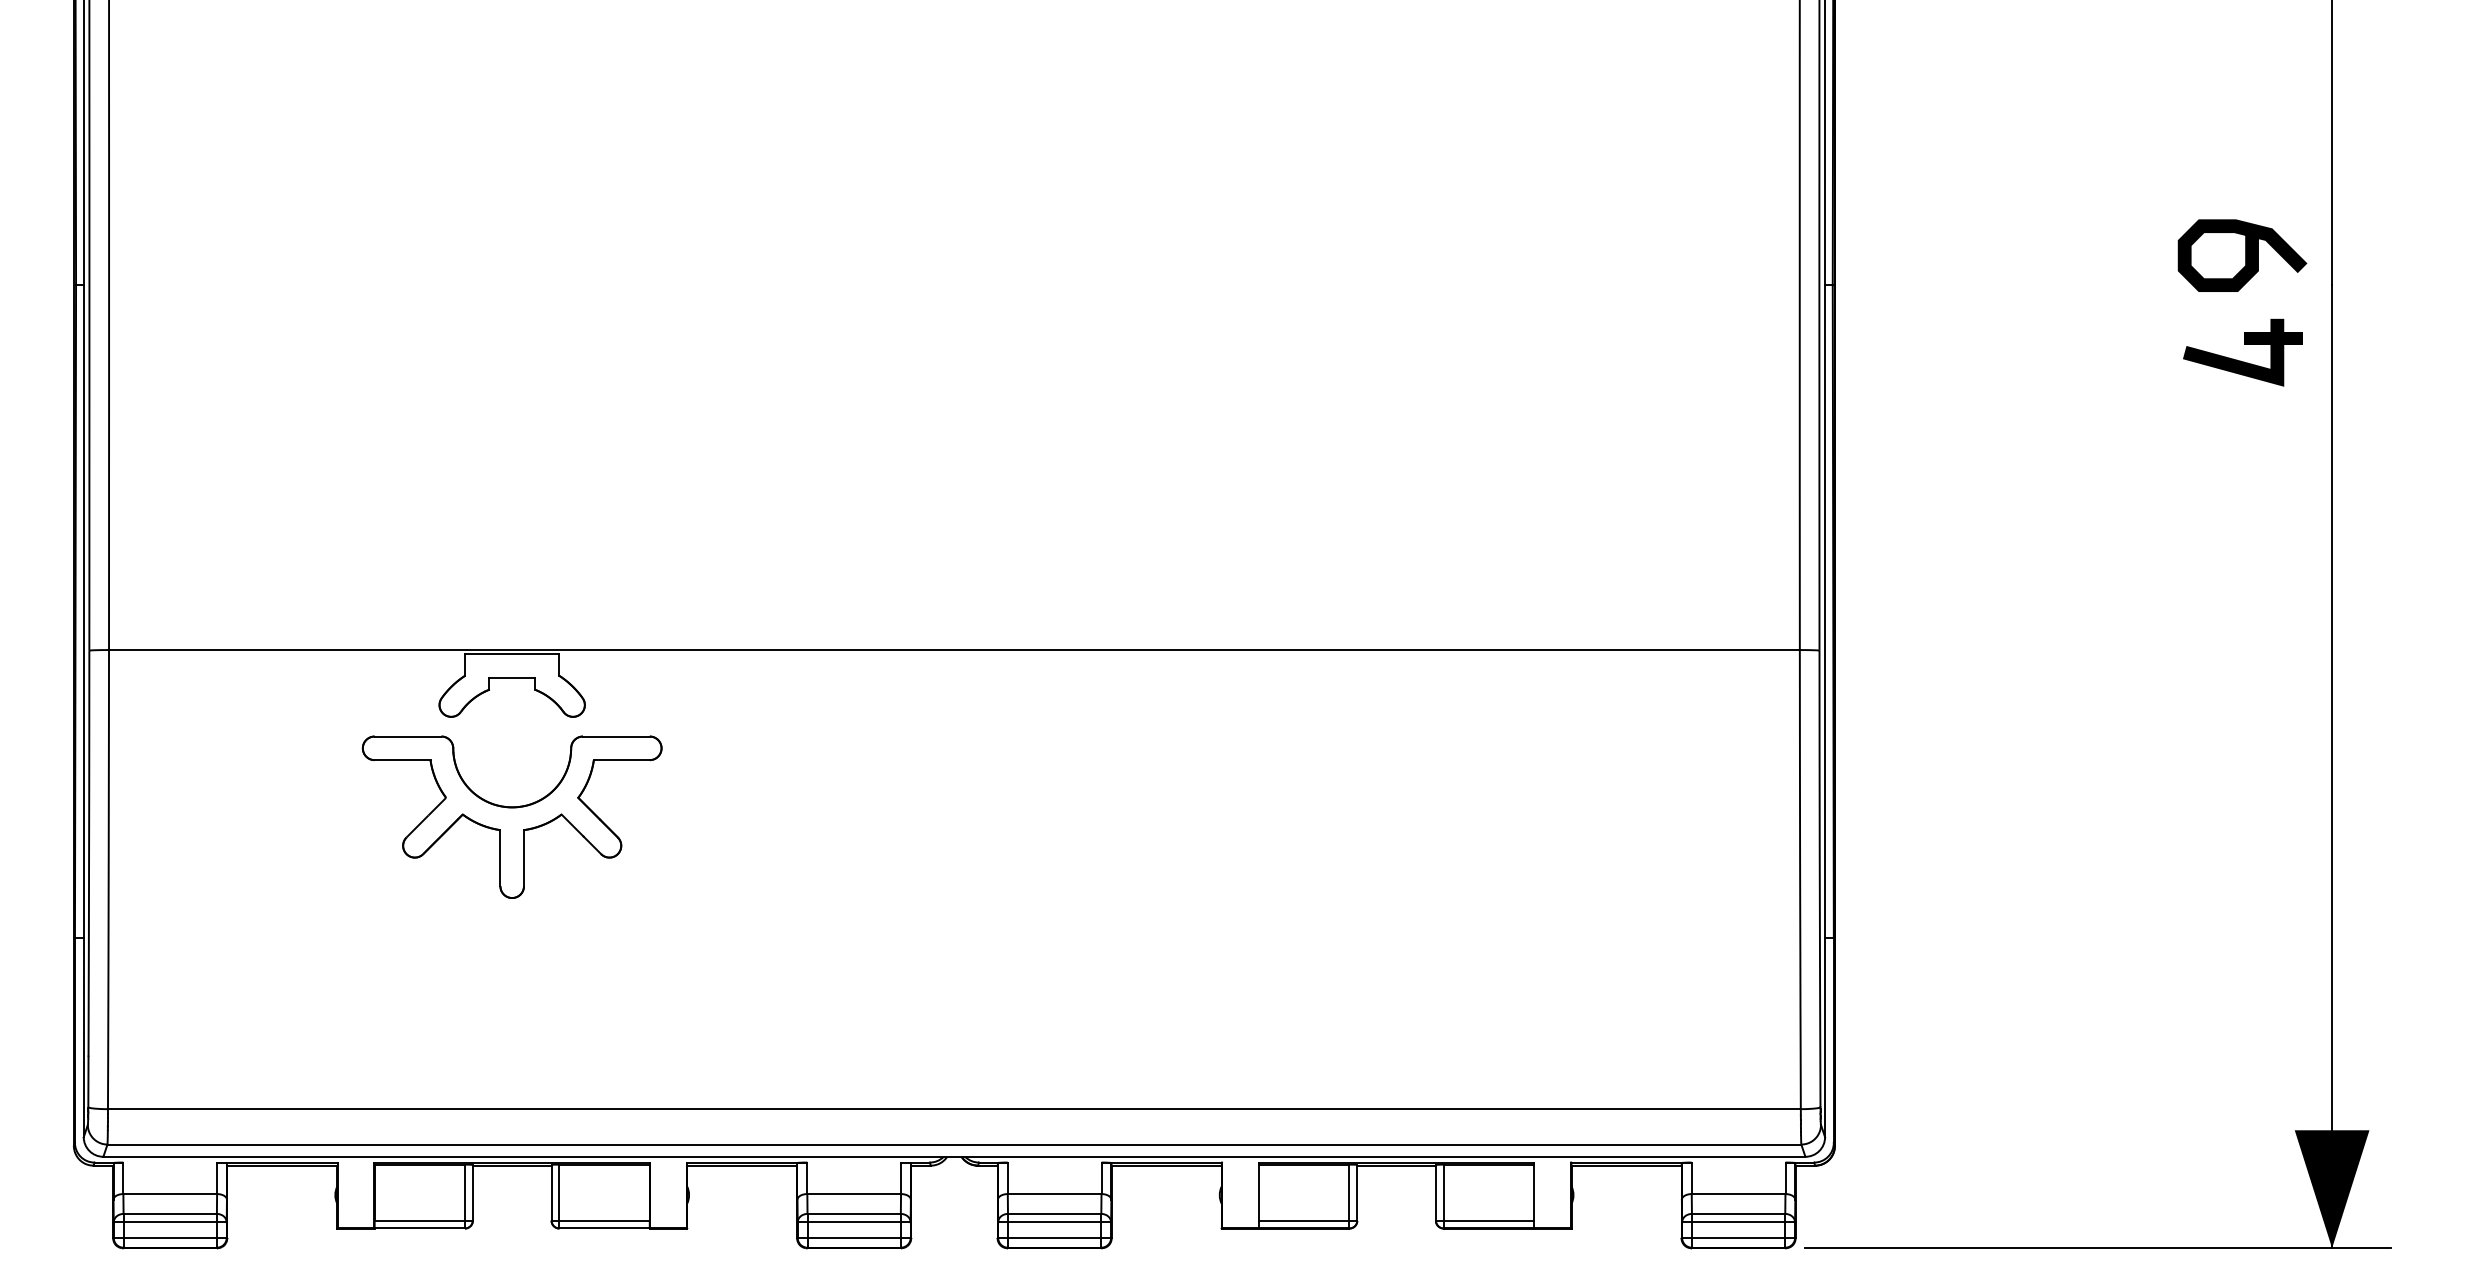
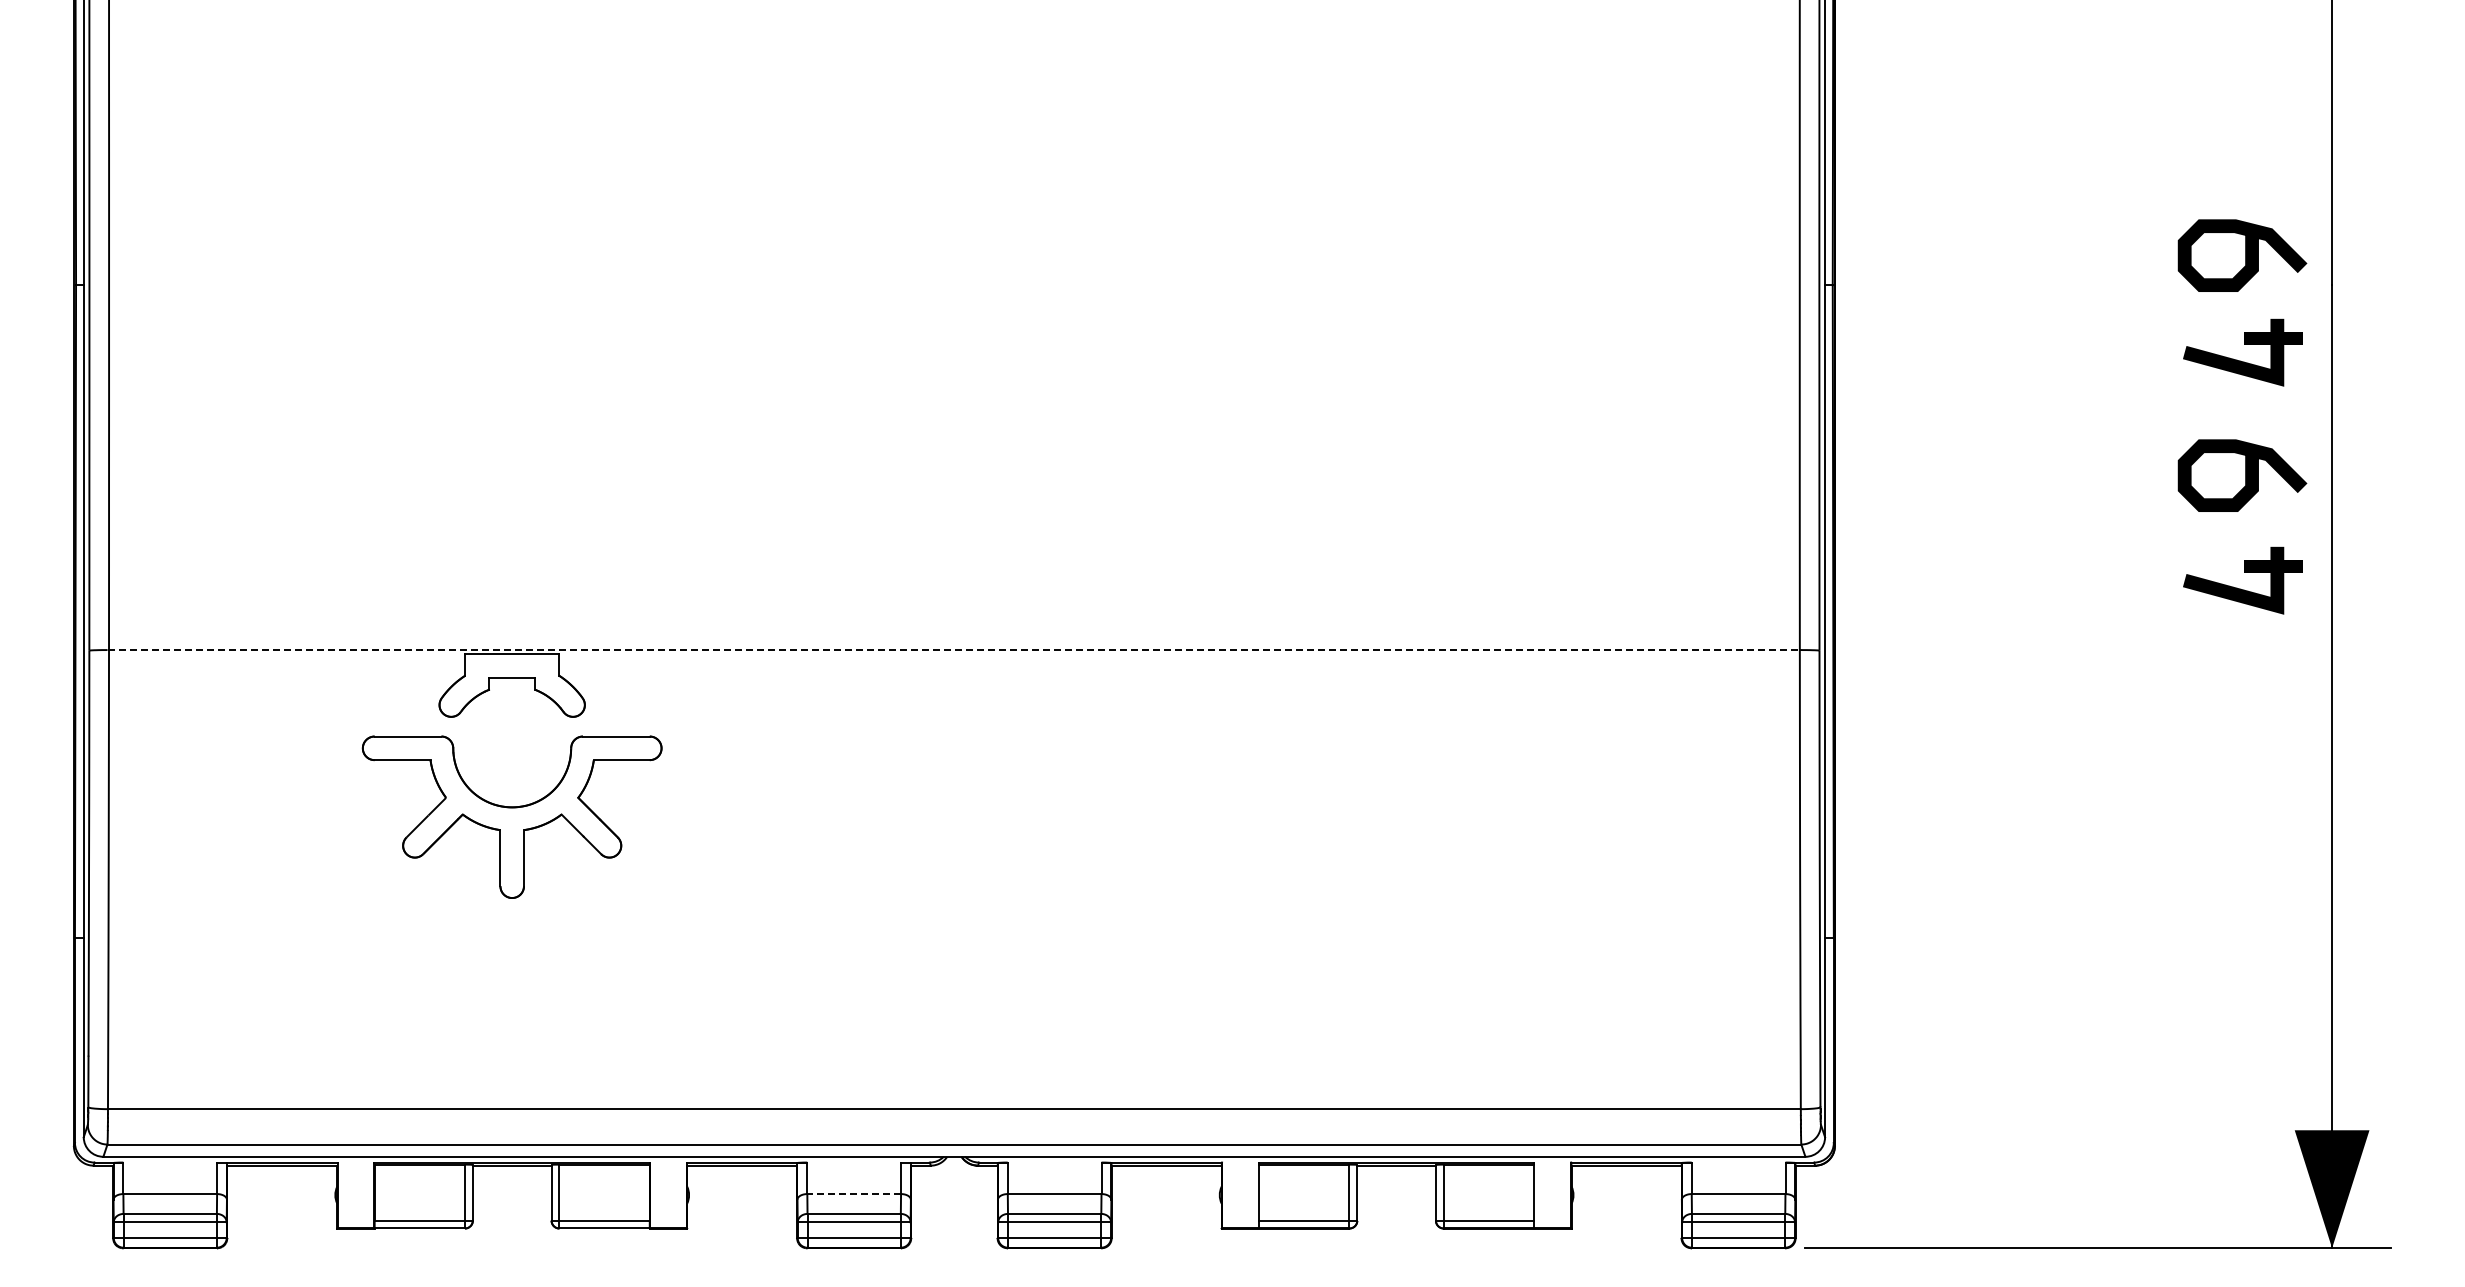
curve: none -> present (2245, 475)
part: none -> present (2244, 572)
line: solid -> dashed (954, 650)
line: solid -> dashed (854, 1194)
